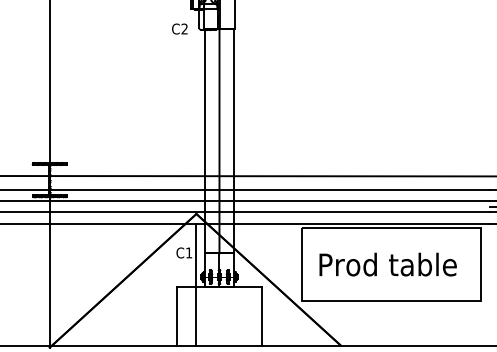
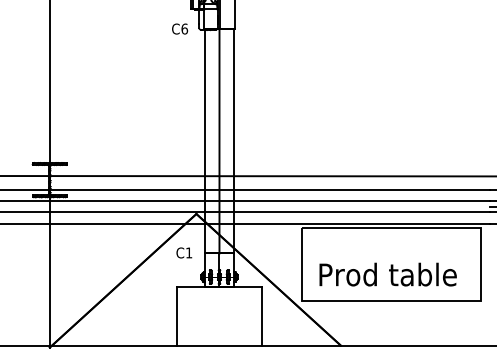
text: C2 -> C6 (184, 28)
text position: (387, 264) -> (387, 274) (387, 274)
line: present -> none (196, 284)
